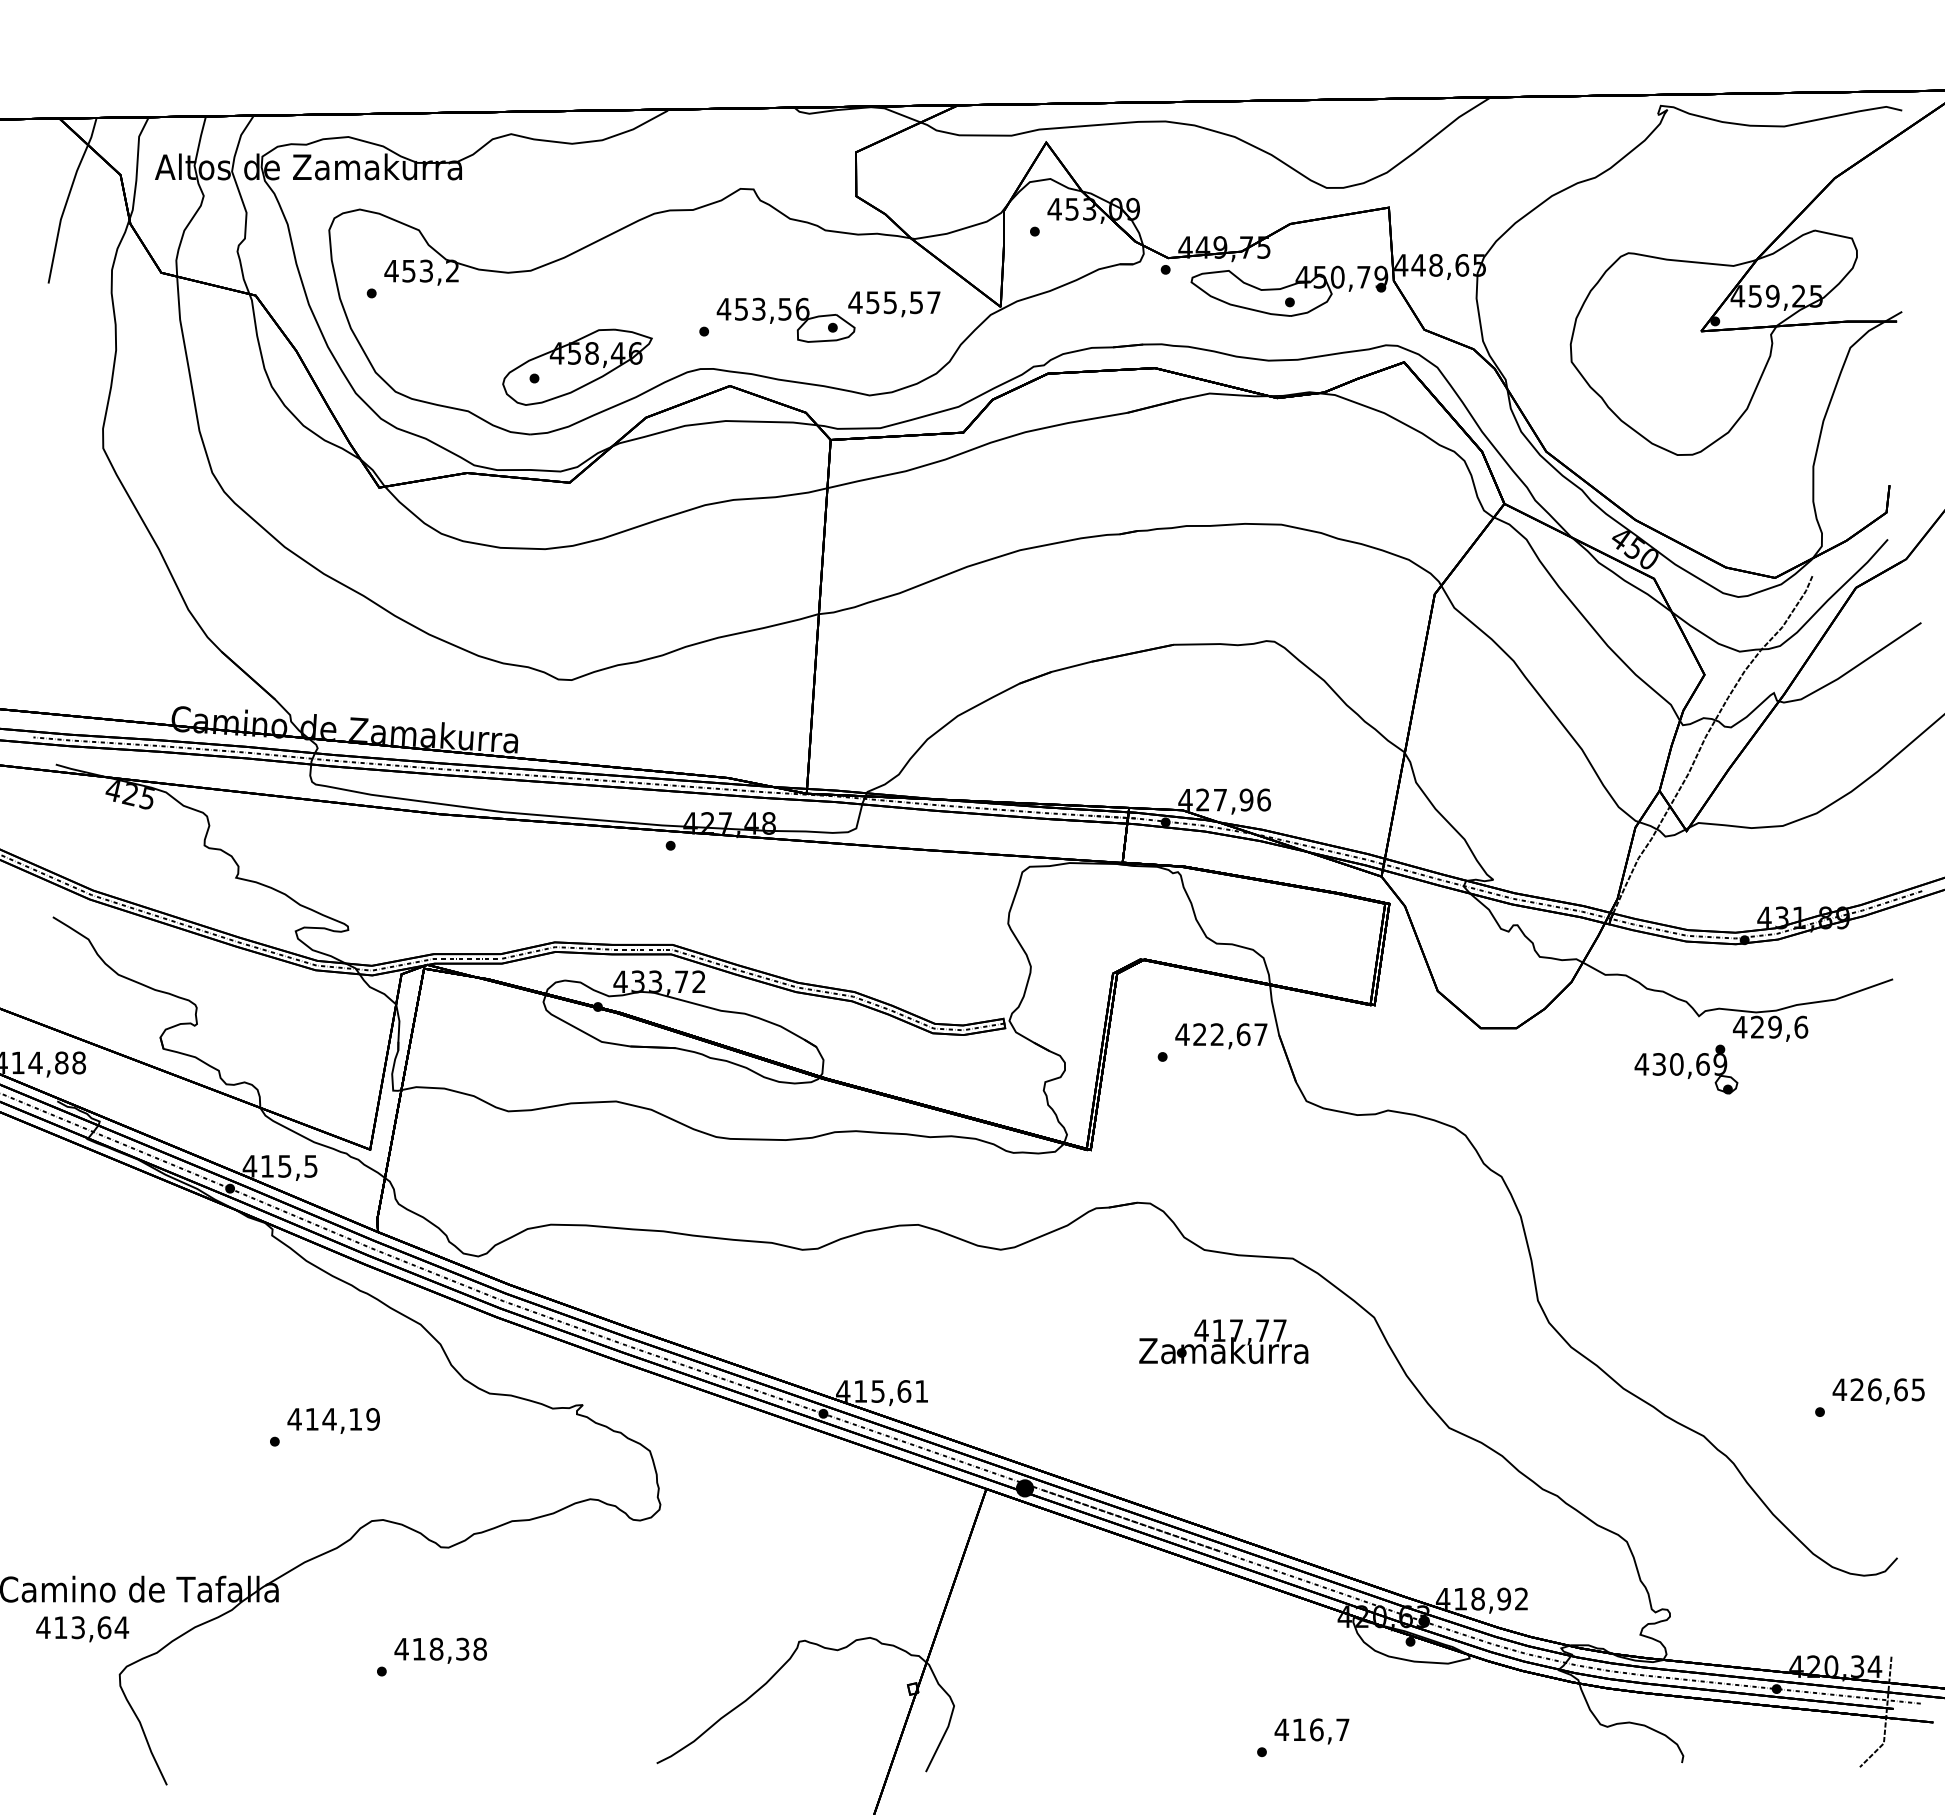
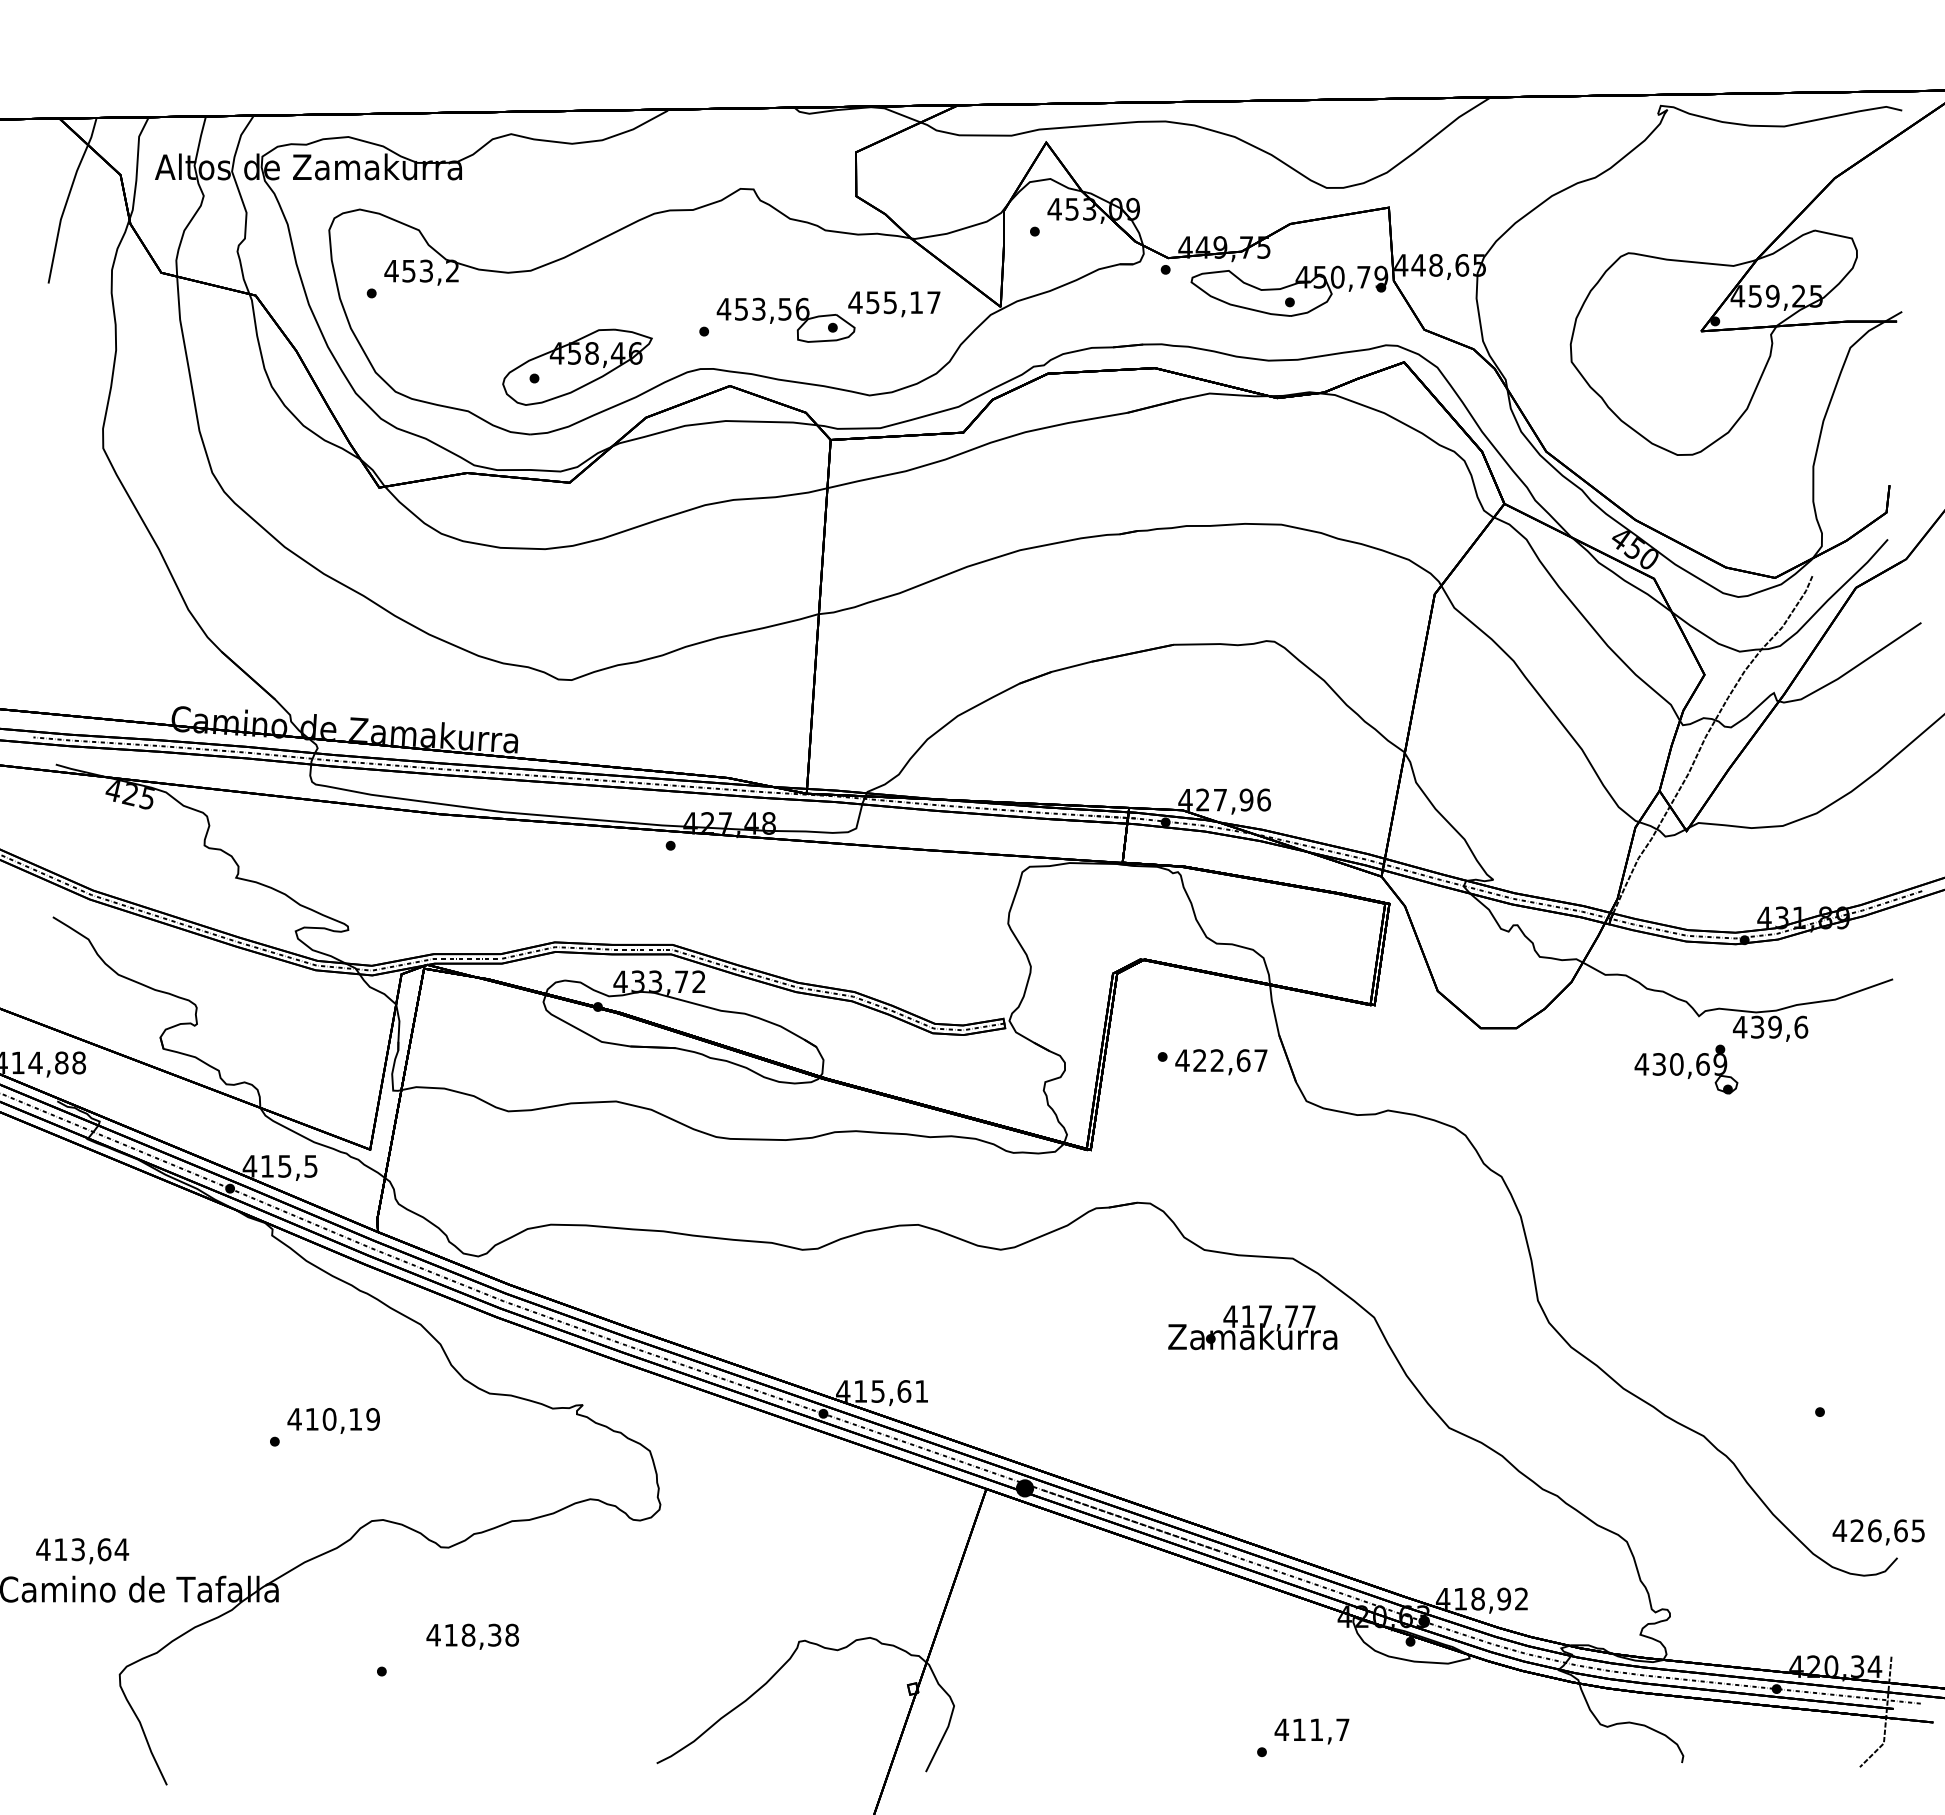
text: 455,57 -> 455,17 (916, 302)
text: 429,6 -> 439,6 (1757, 1027)
text position: (1221, 1036) -> (1221, 1062) (1221, 1062)
text position: (1223, 1341) -> (1252, 1327) (1252, 1327)
text position: (1878, 1391) -> (1878, 1532) (1878, 1532)
text: 414,19 -> 410,19 (329, 1419)
text position: (82, 1629) -> (82, 1551) (82, 1551)
text position: (440, 1650) -> (472, 1636) (472, 1636)
text: 416,7 -> 411,7 (1316, 1729)
